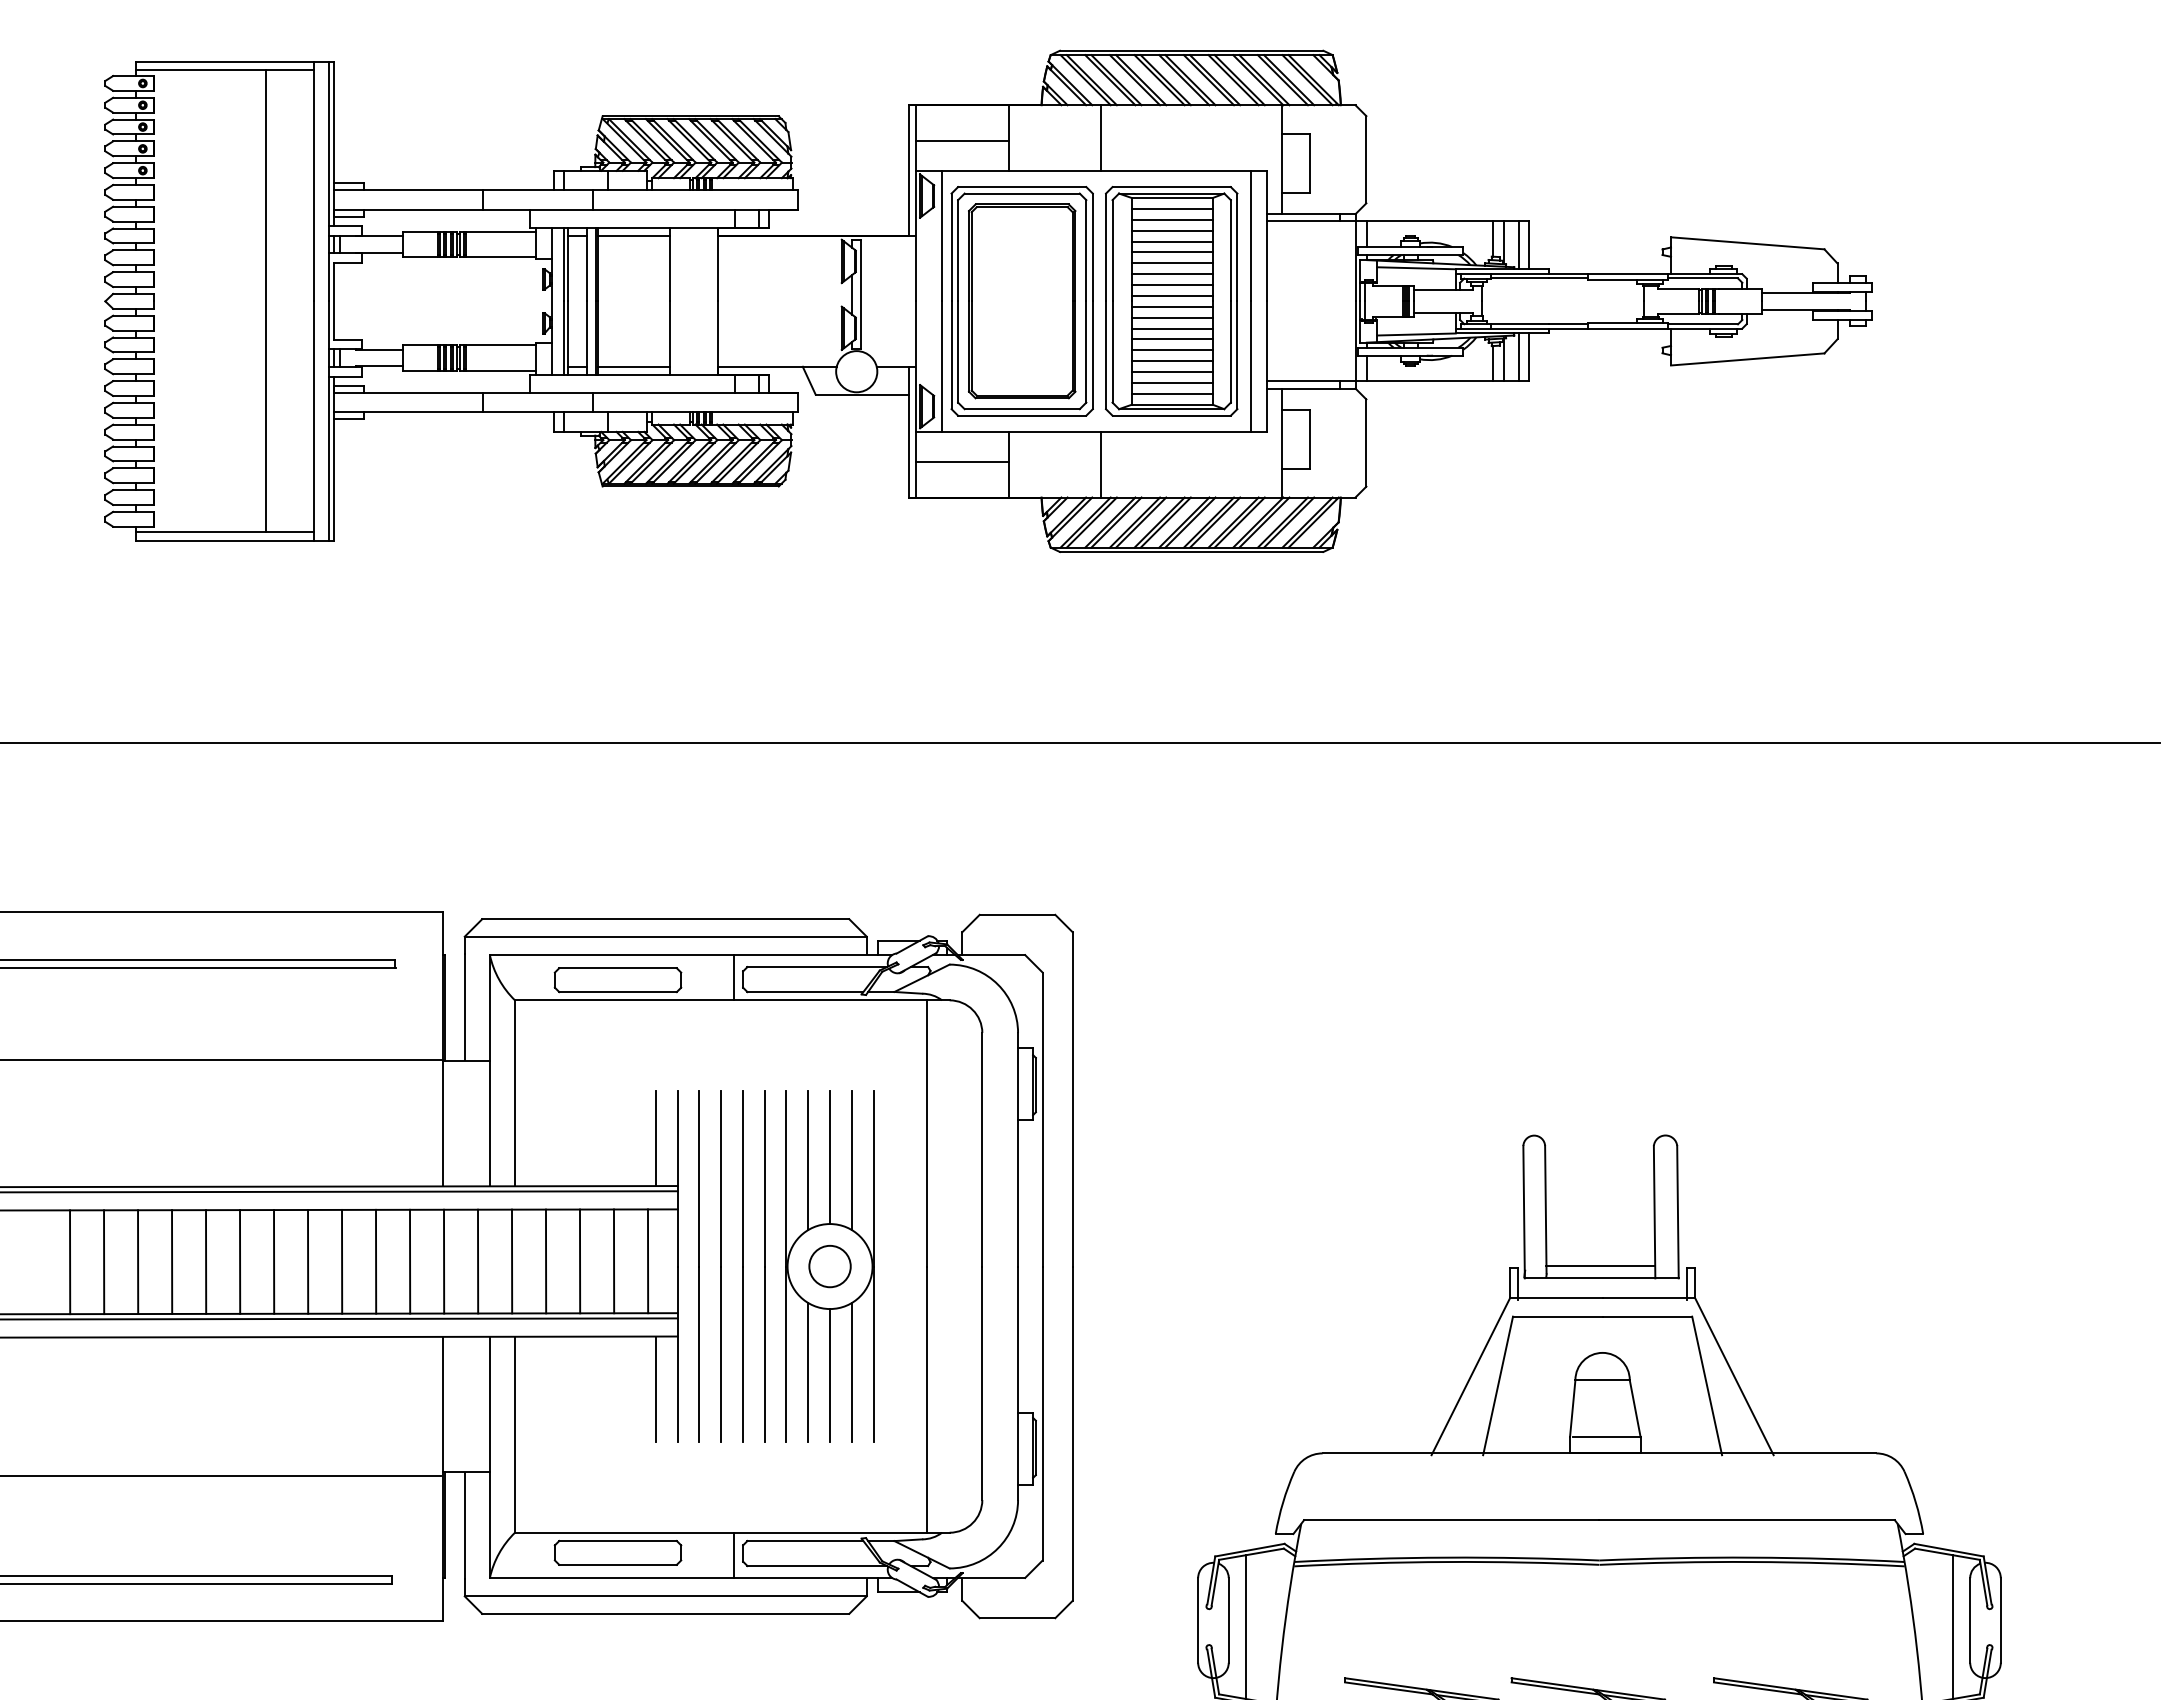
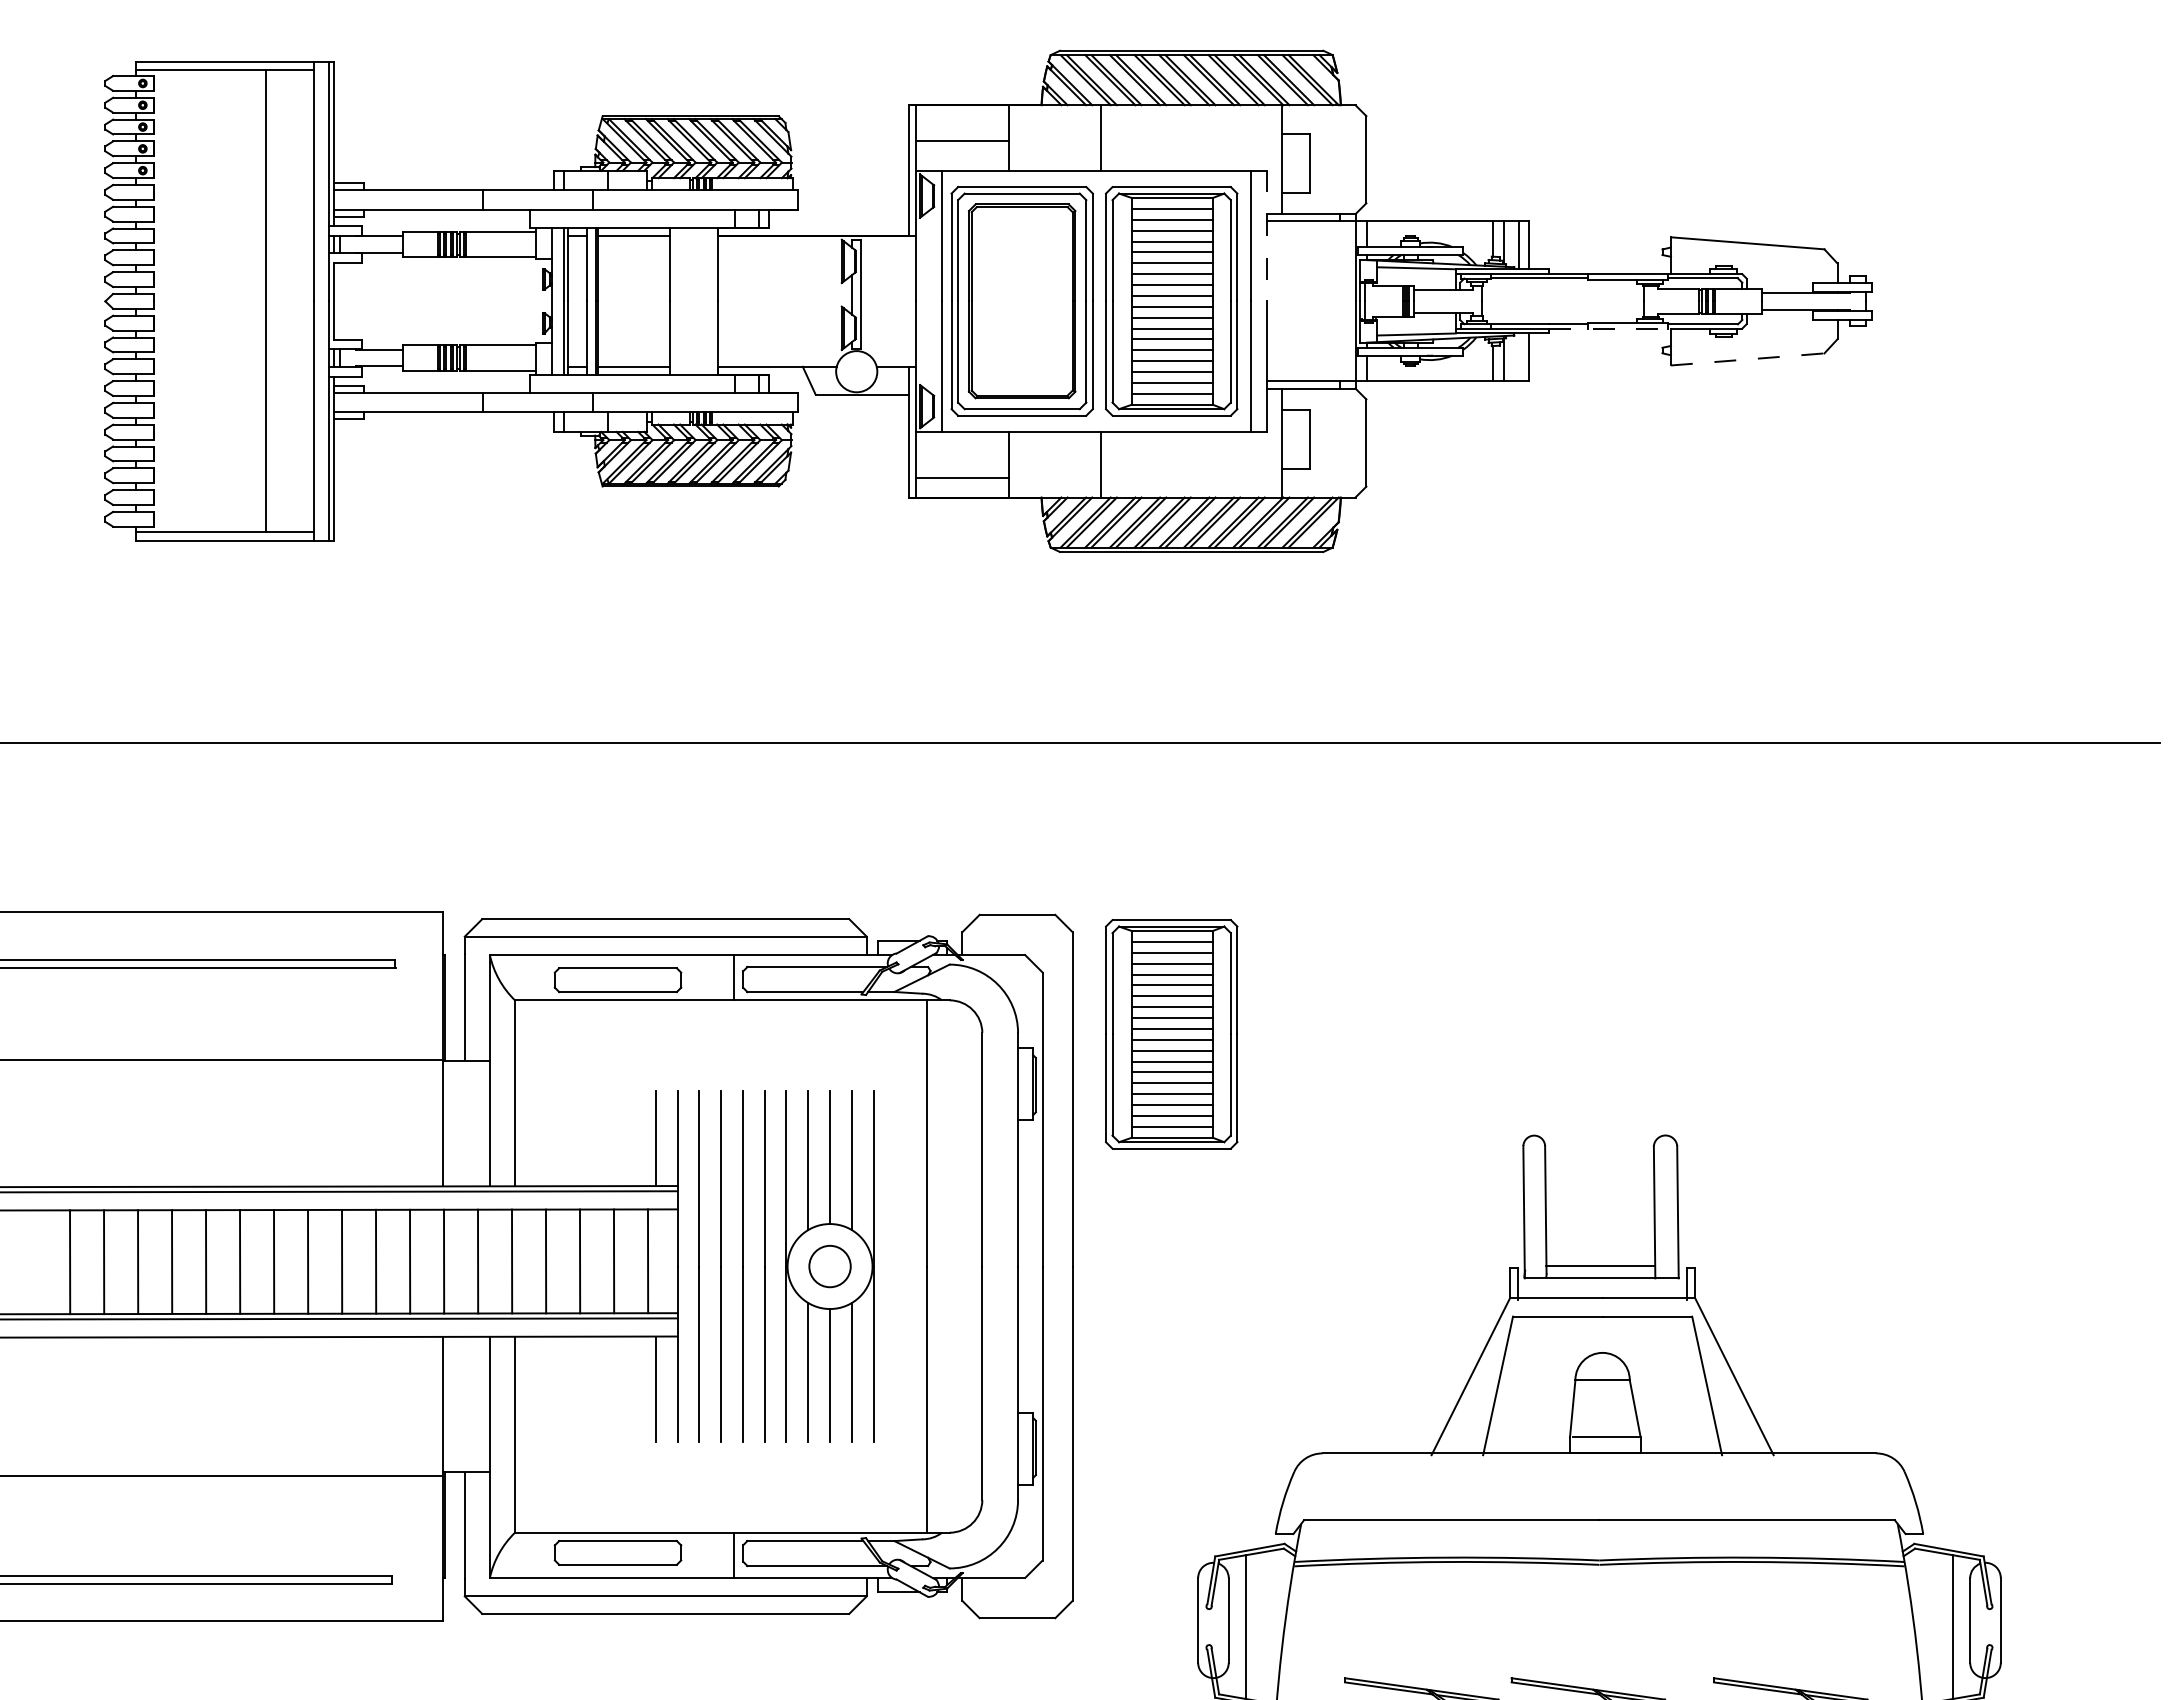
line: solid -> dashed (1267, 236)
line: solid -> dashed (1610, 328)
line: present -> none (1518, 357)
line: solid -> dashed (1747, 359)
line position: (961, 461) -> (961, 477) (961, 477)
part: none -> present (1171, 1034)
